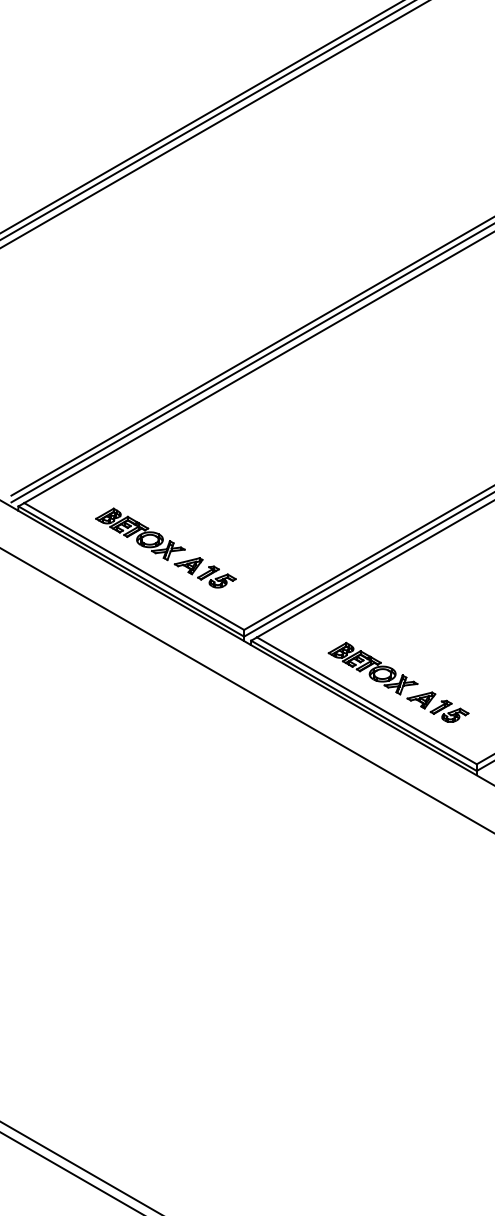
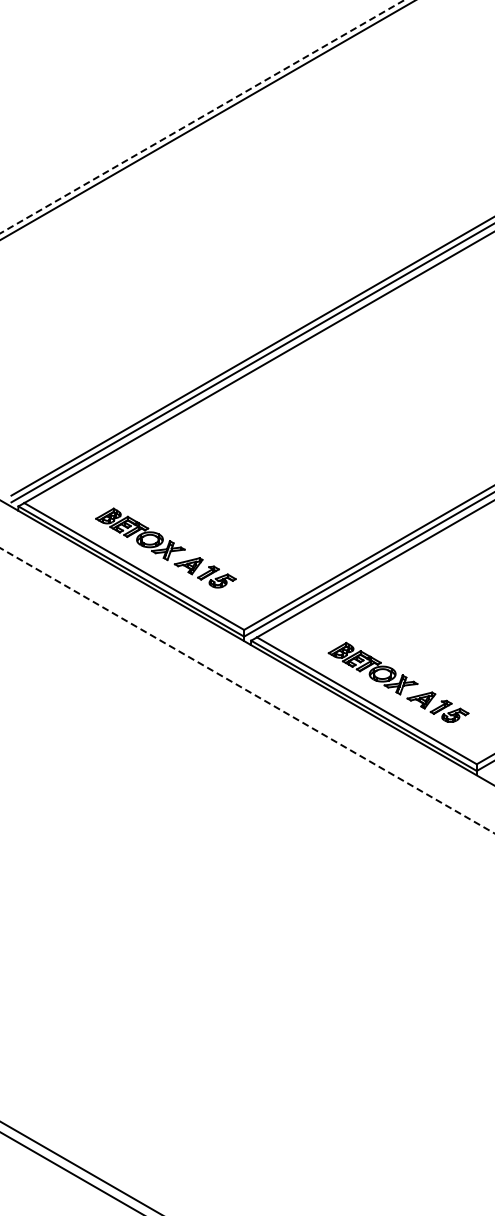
line: solid -> dashed (202, 116)
line: present -> none (214, 124)
line: solid -> dashed (247, 690)
